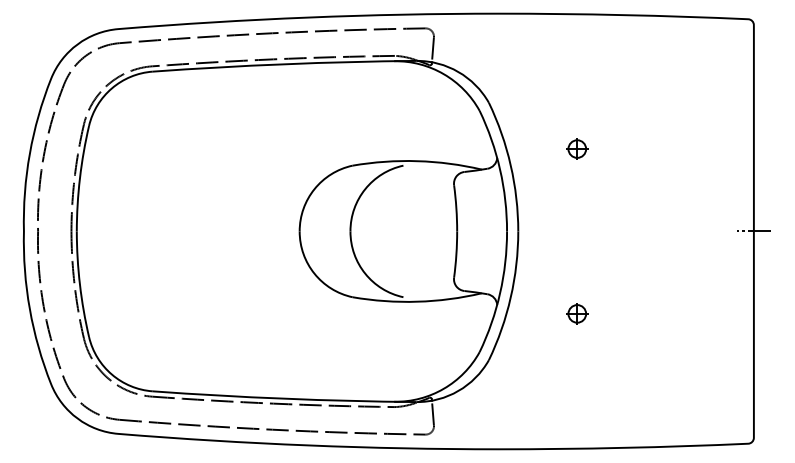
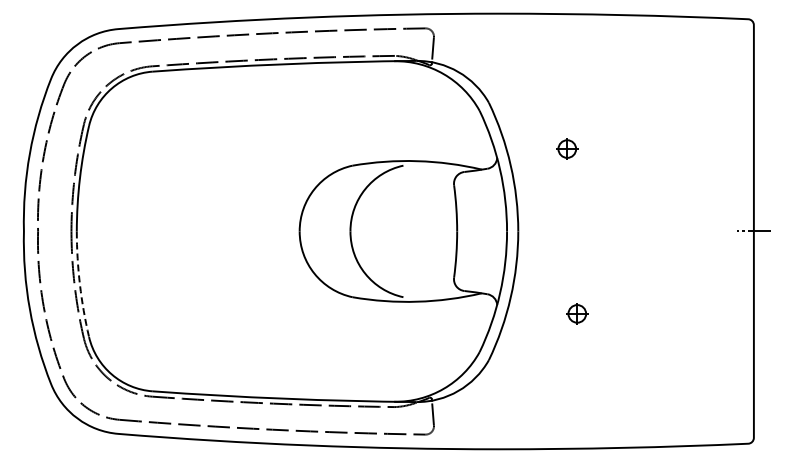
part position: (577, 148) -> (567, 148) (567, 148)
arc: solid -> dashed (79, 284)
